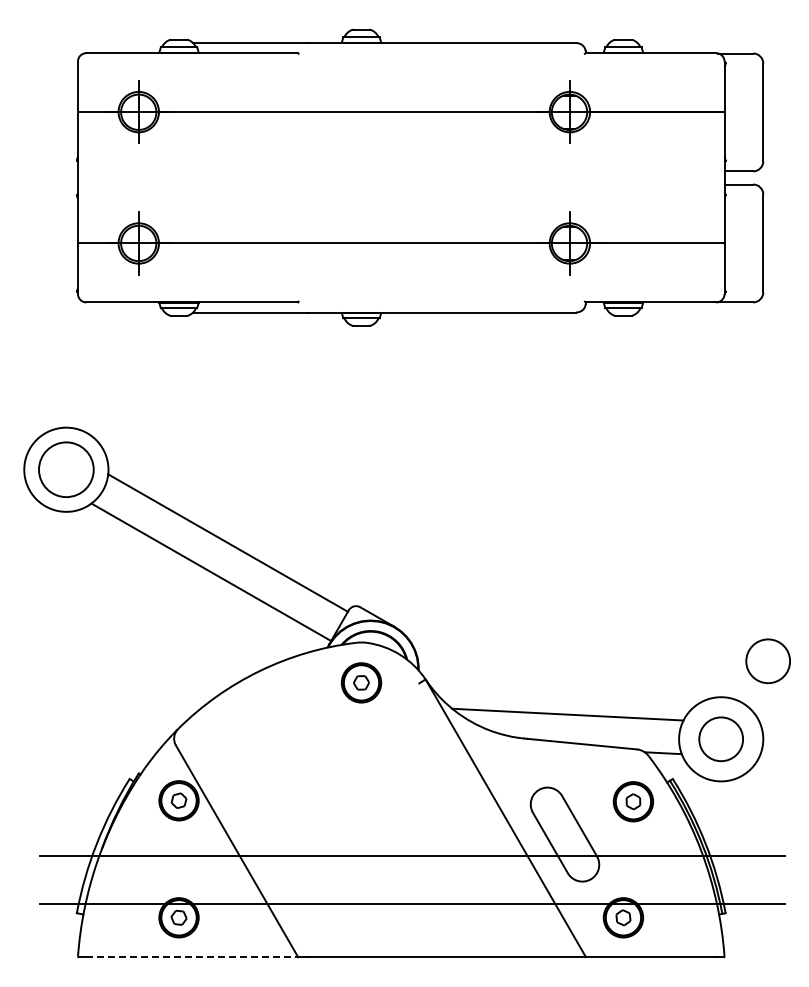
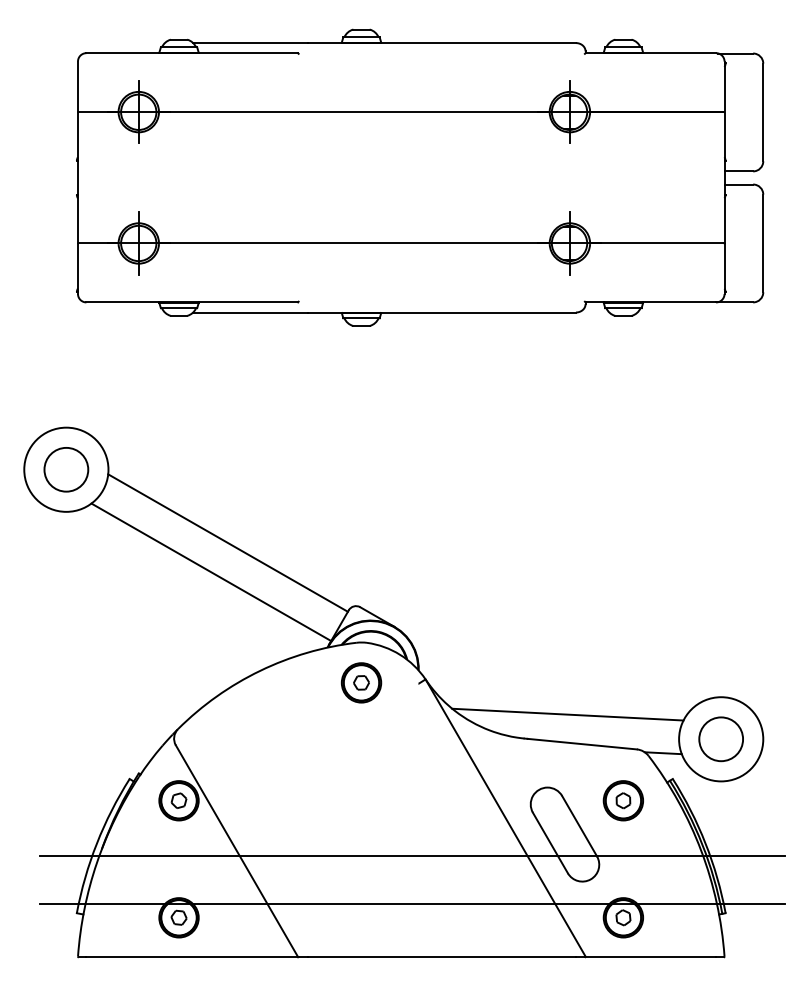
circle diameter: 55 px -> 44 px (66, 469)
circle: present -> none (767, 661)
part position: (632, 801) -> (622, 800) (622, 800)
line: dashed -> solid (193, 957)
